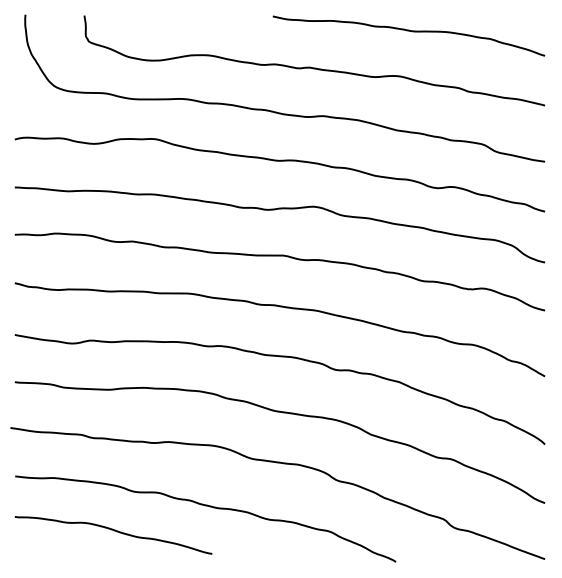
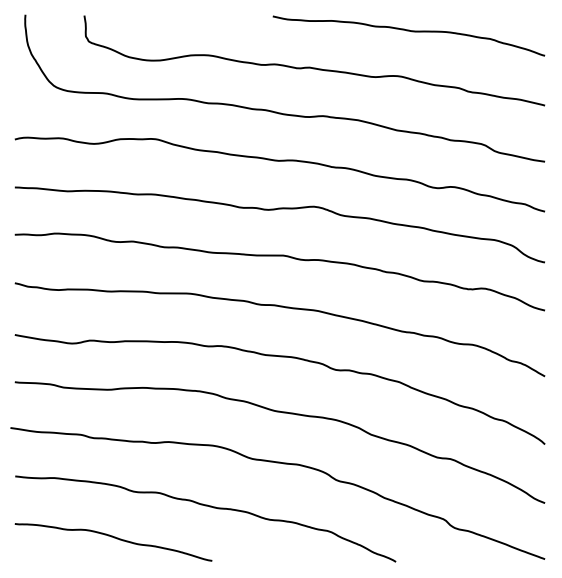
curve position: (114, 531) -> (114, 538) (114, 538)
